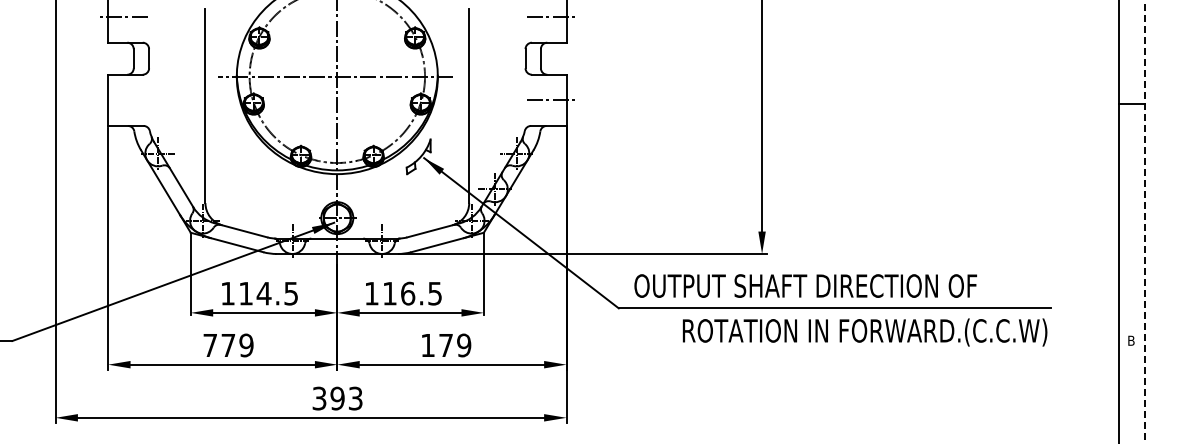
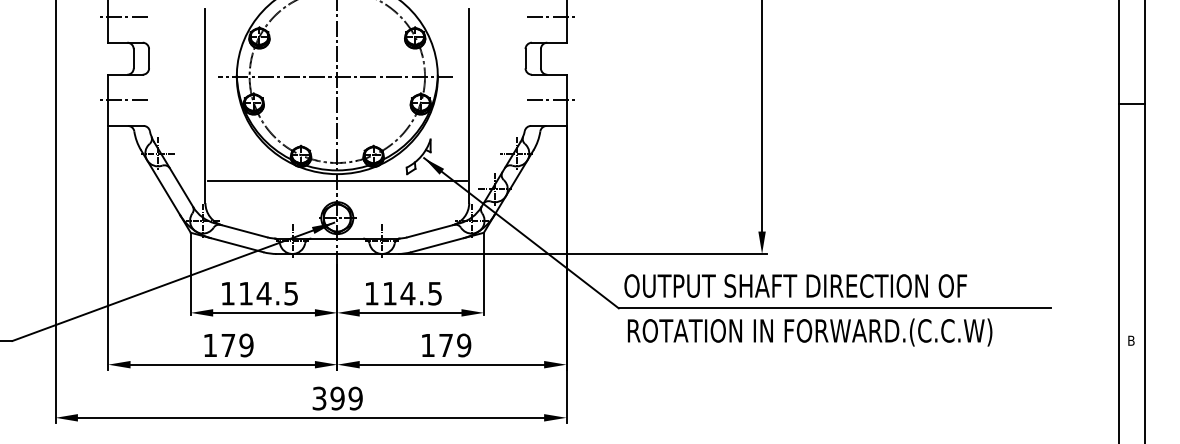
line: none -> present (123, 100)
line: none -> present (337, 180)
line: dashed -> solid (1144, 221)
text position: (805, 285) -> (795, 285) (795, 285)
text: 116.5 -> 114.5 (407, 293)
text position: (864, 332) -> (809, 332) (809, 332)
text: 779 -> 179 (209, 345)
text: 393 -> 399 (355, 398)
